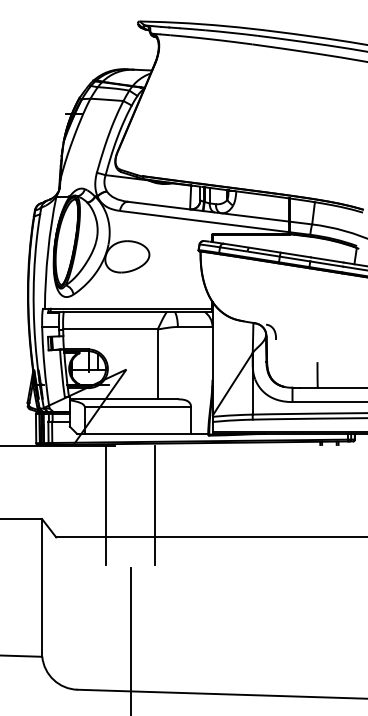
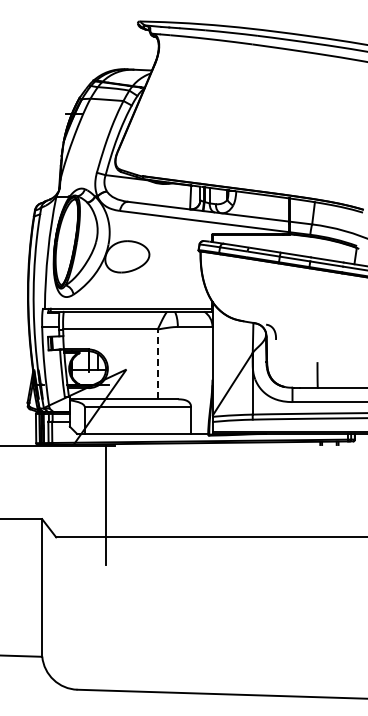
line: solid -> dashed (157, 364)
line: present -> none (155, 505)
line: present -> none (130, 640)
